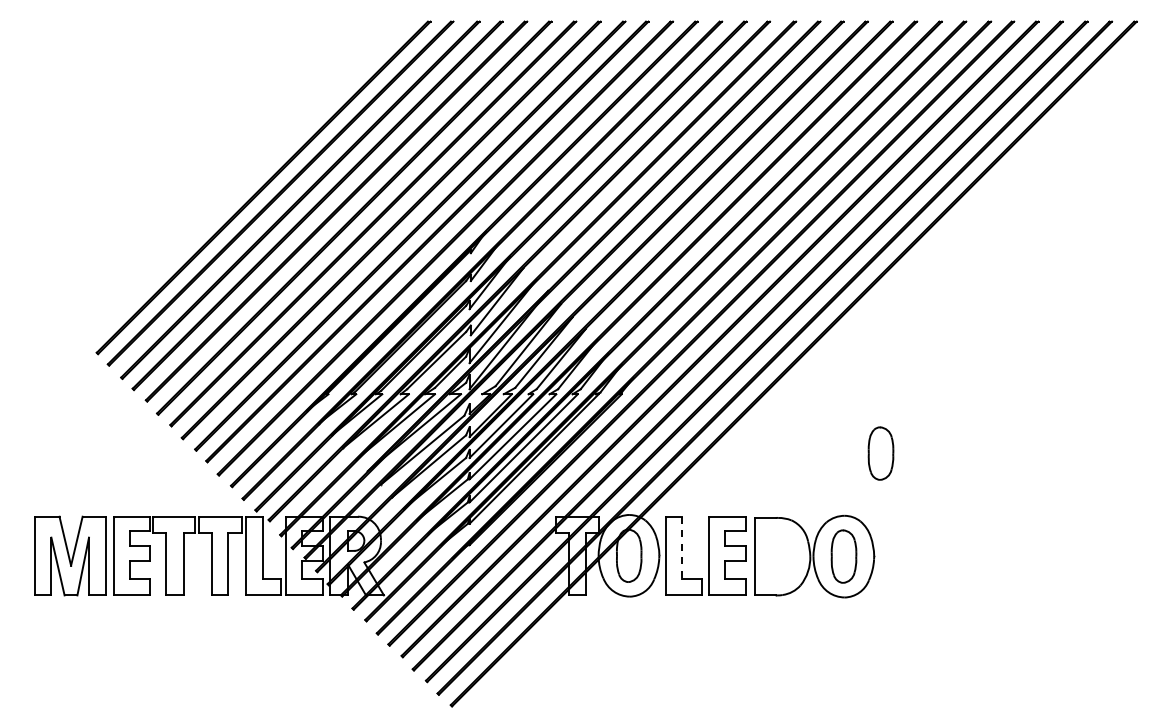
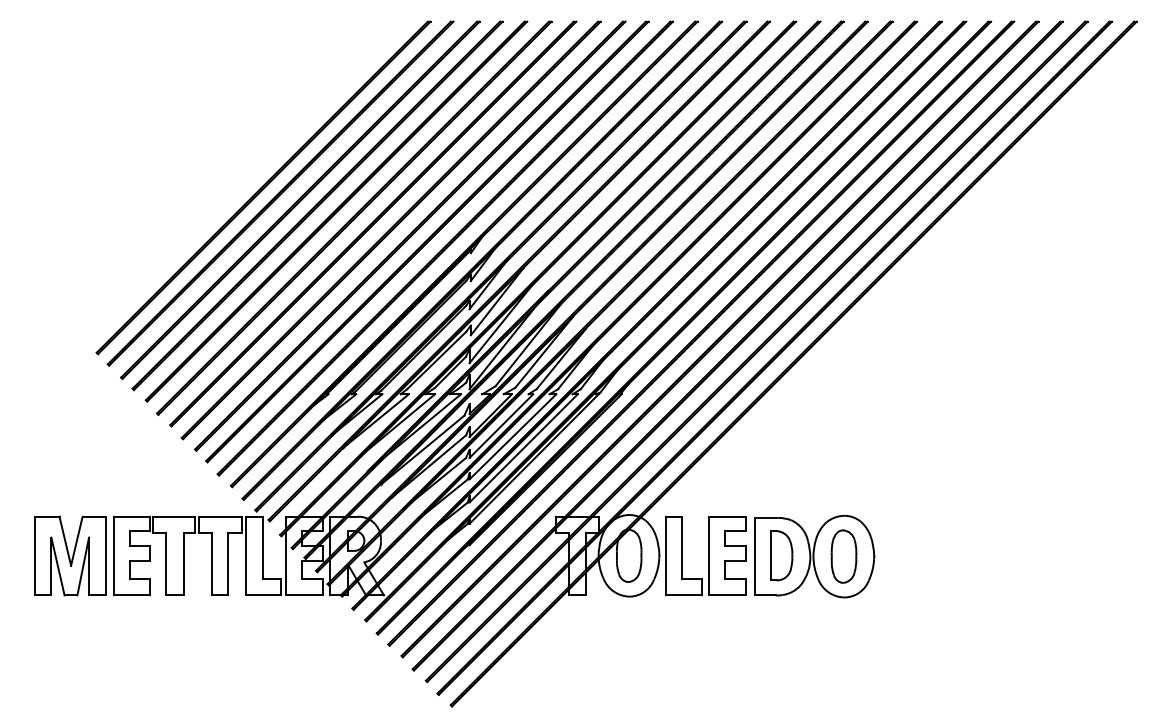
part: present -> none (880, 453)
line: dashed -> solid (682, 547)
part: none -> present (781, 555)
